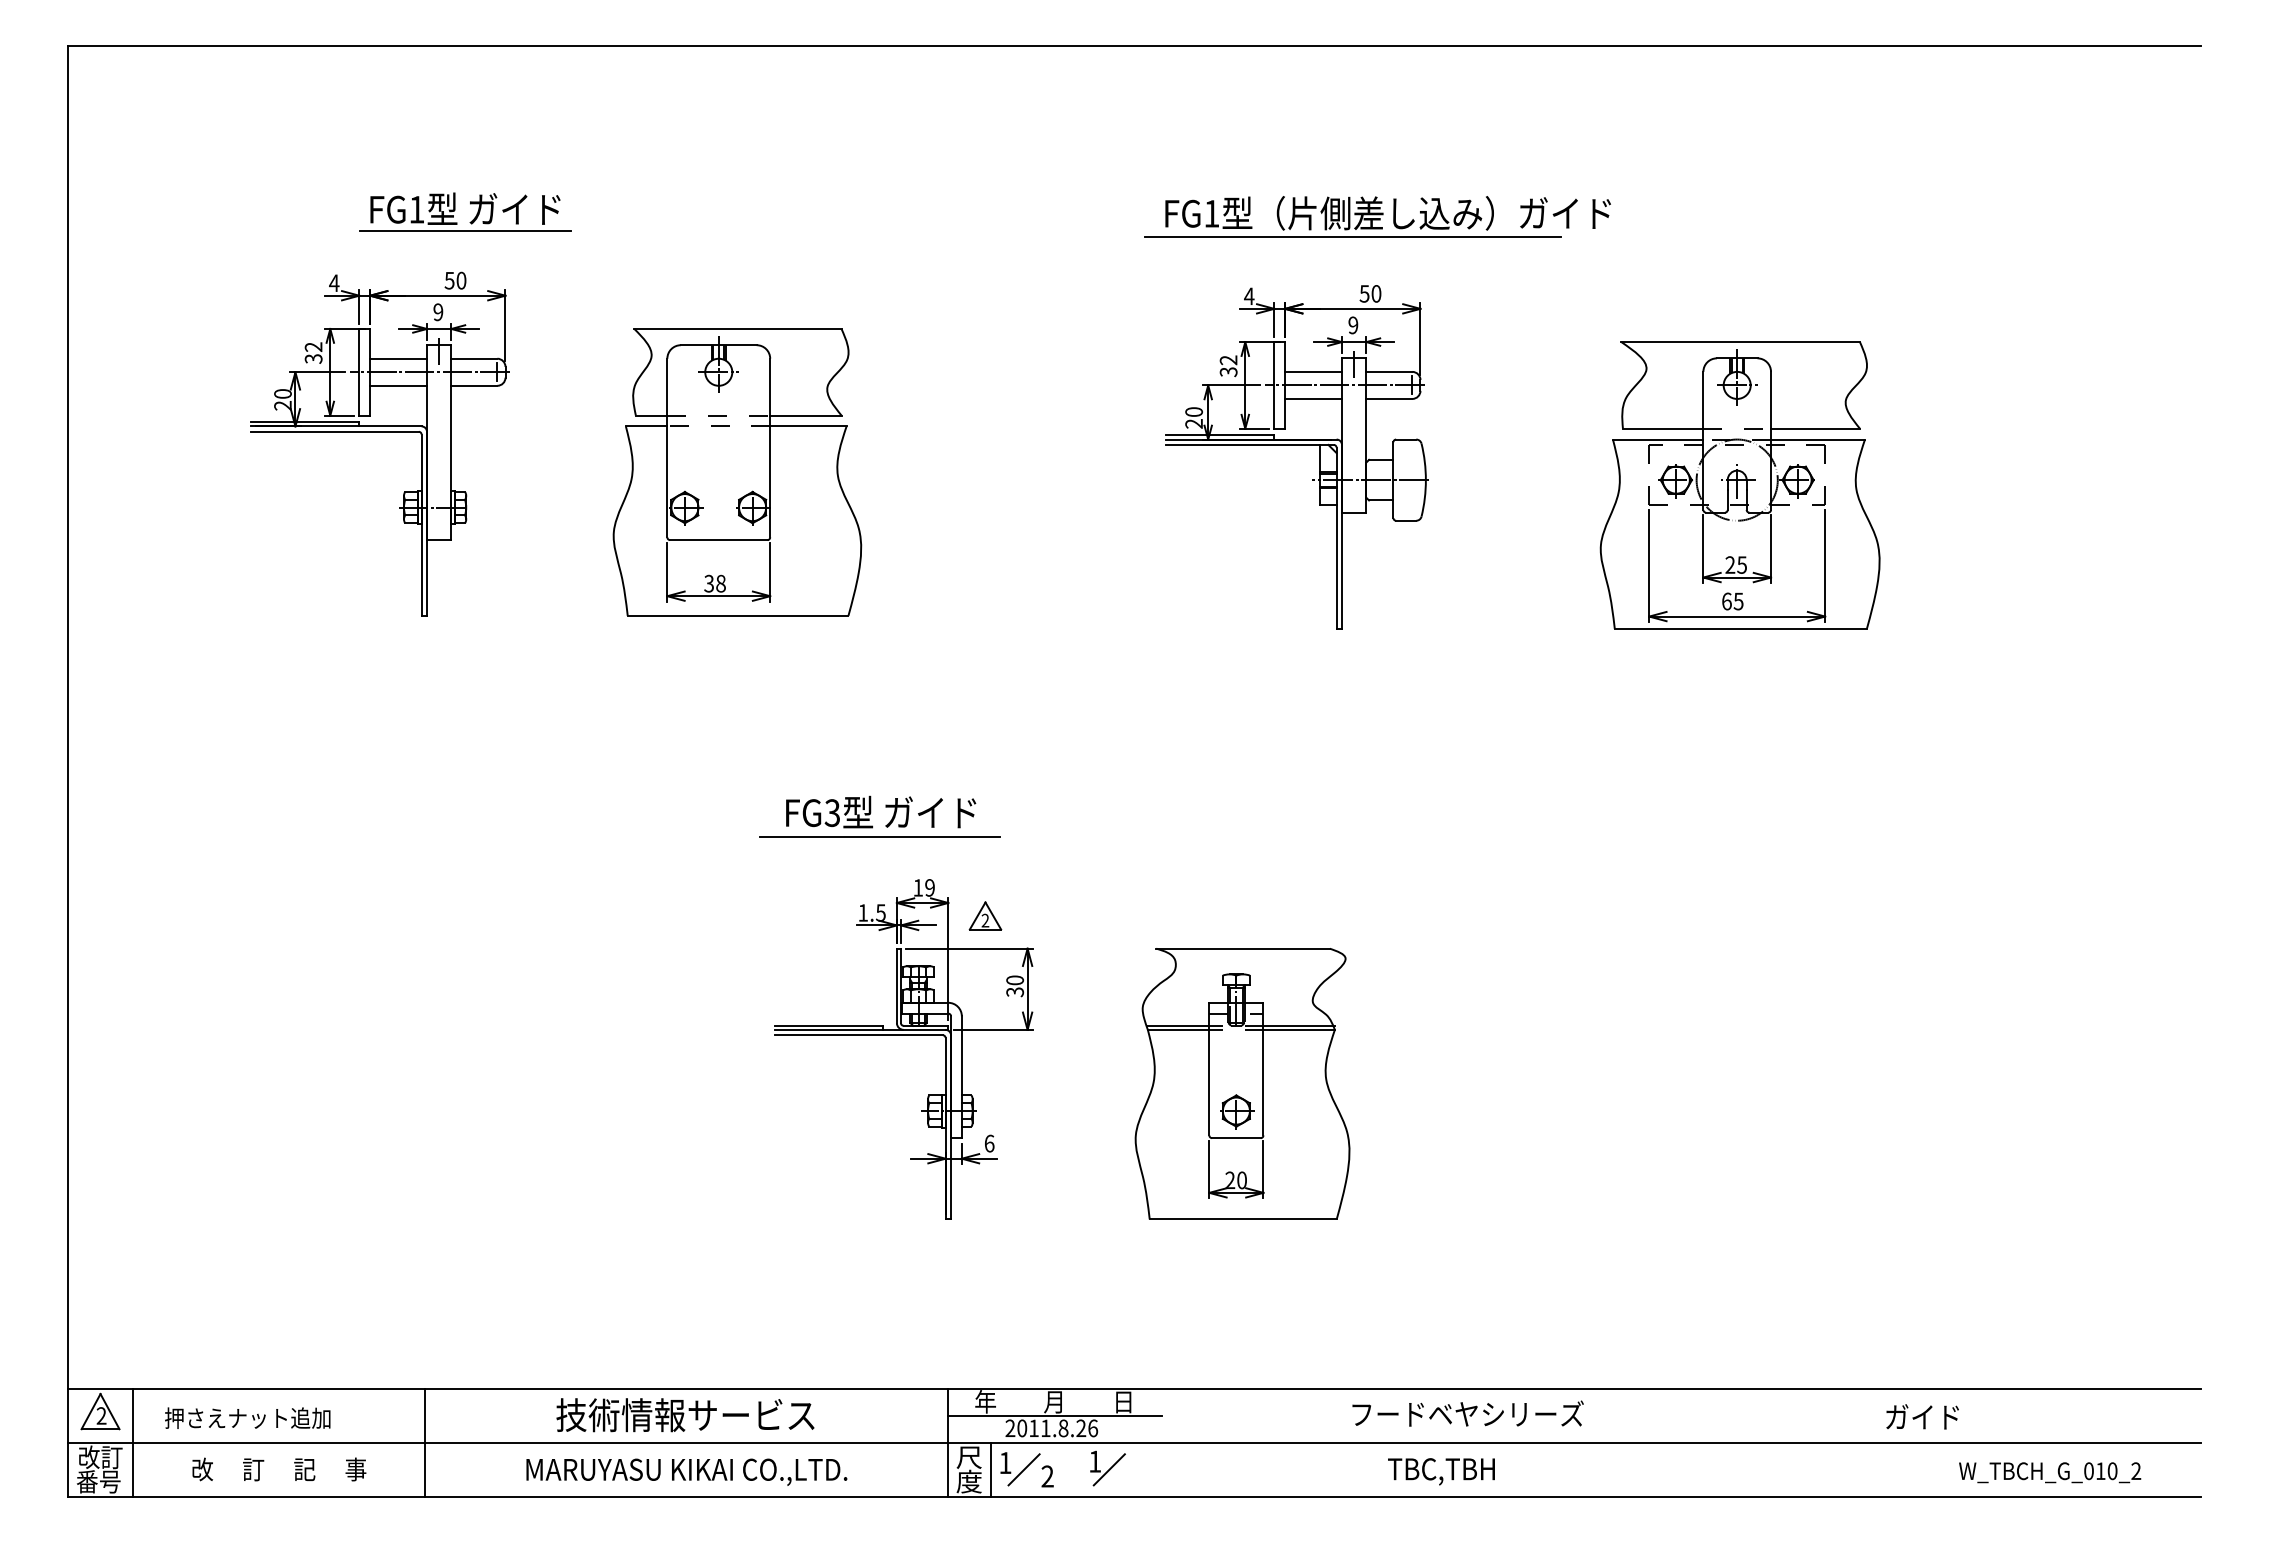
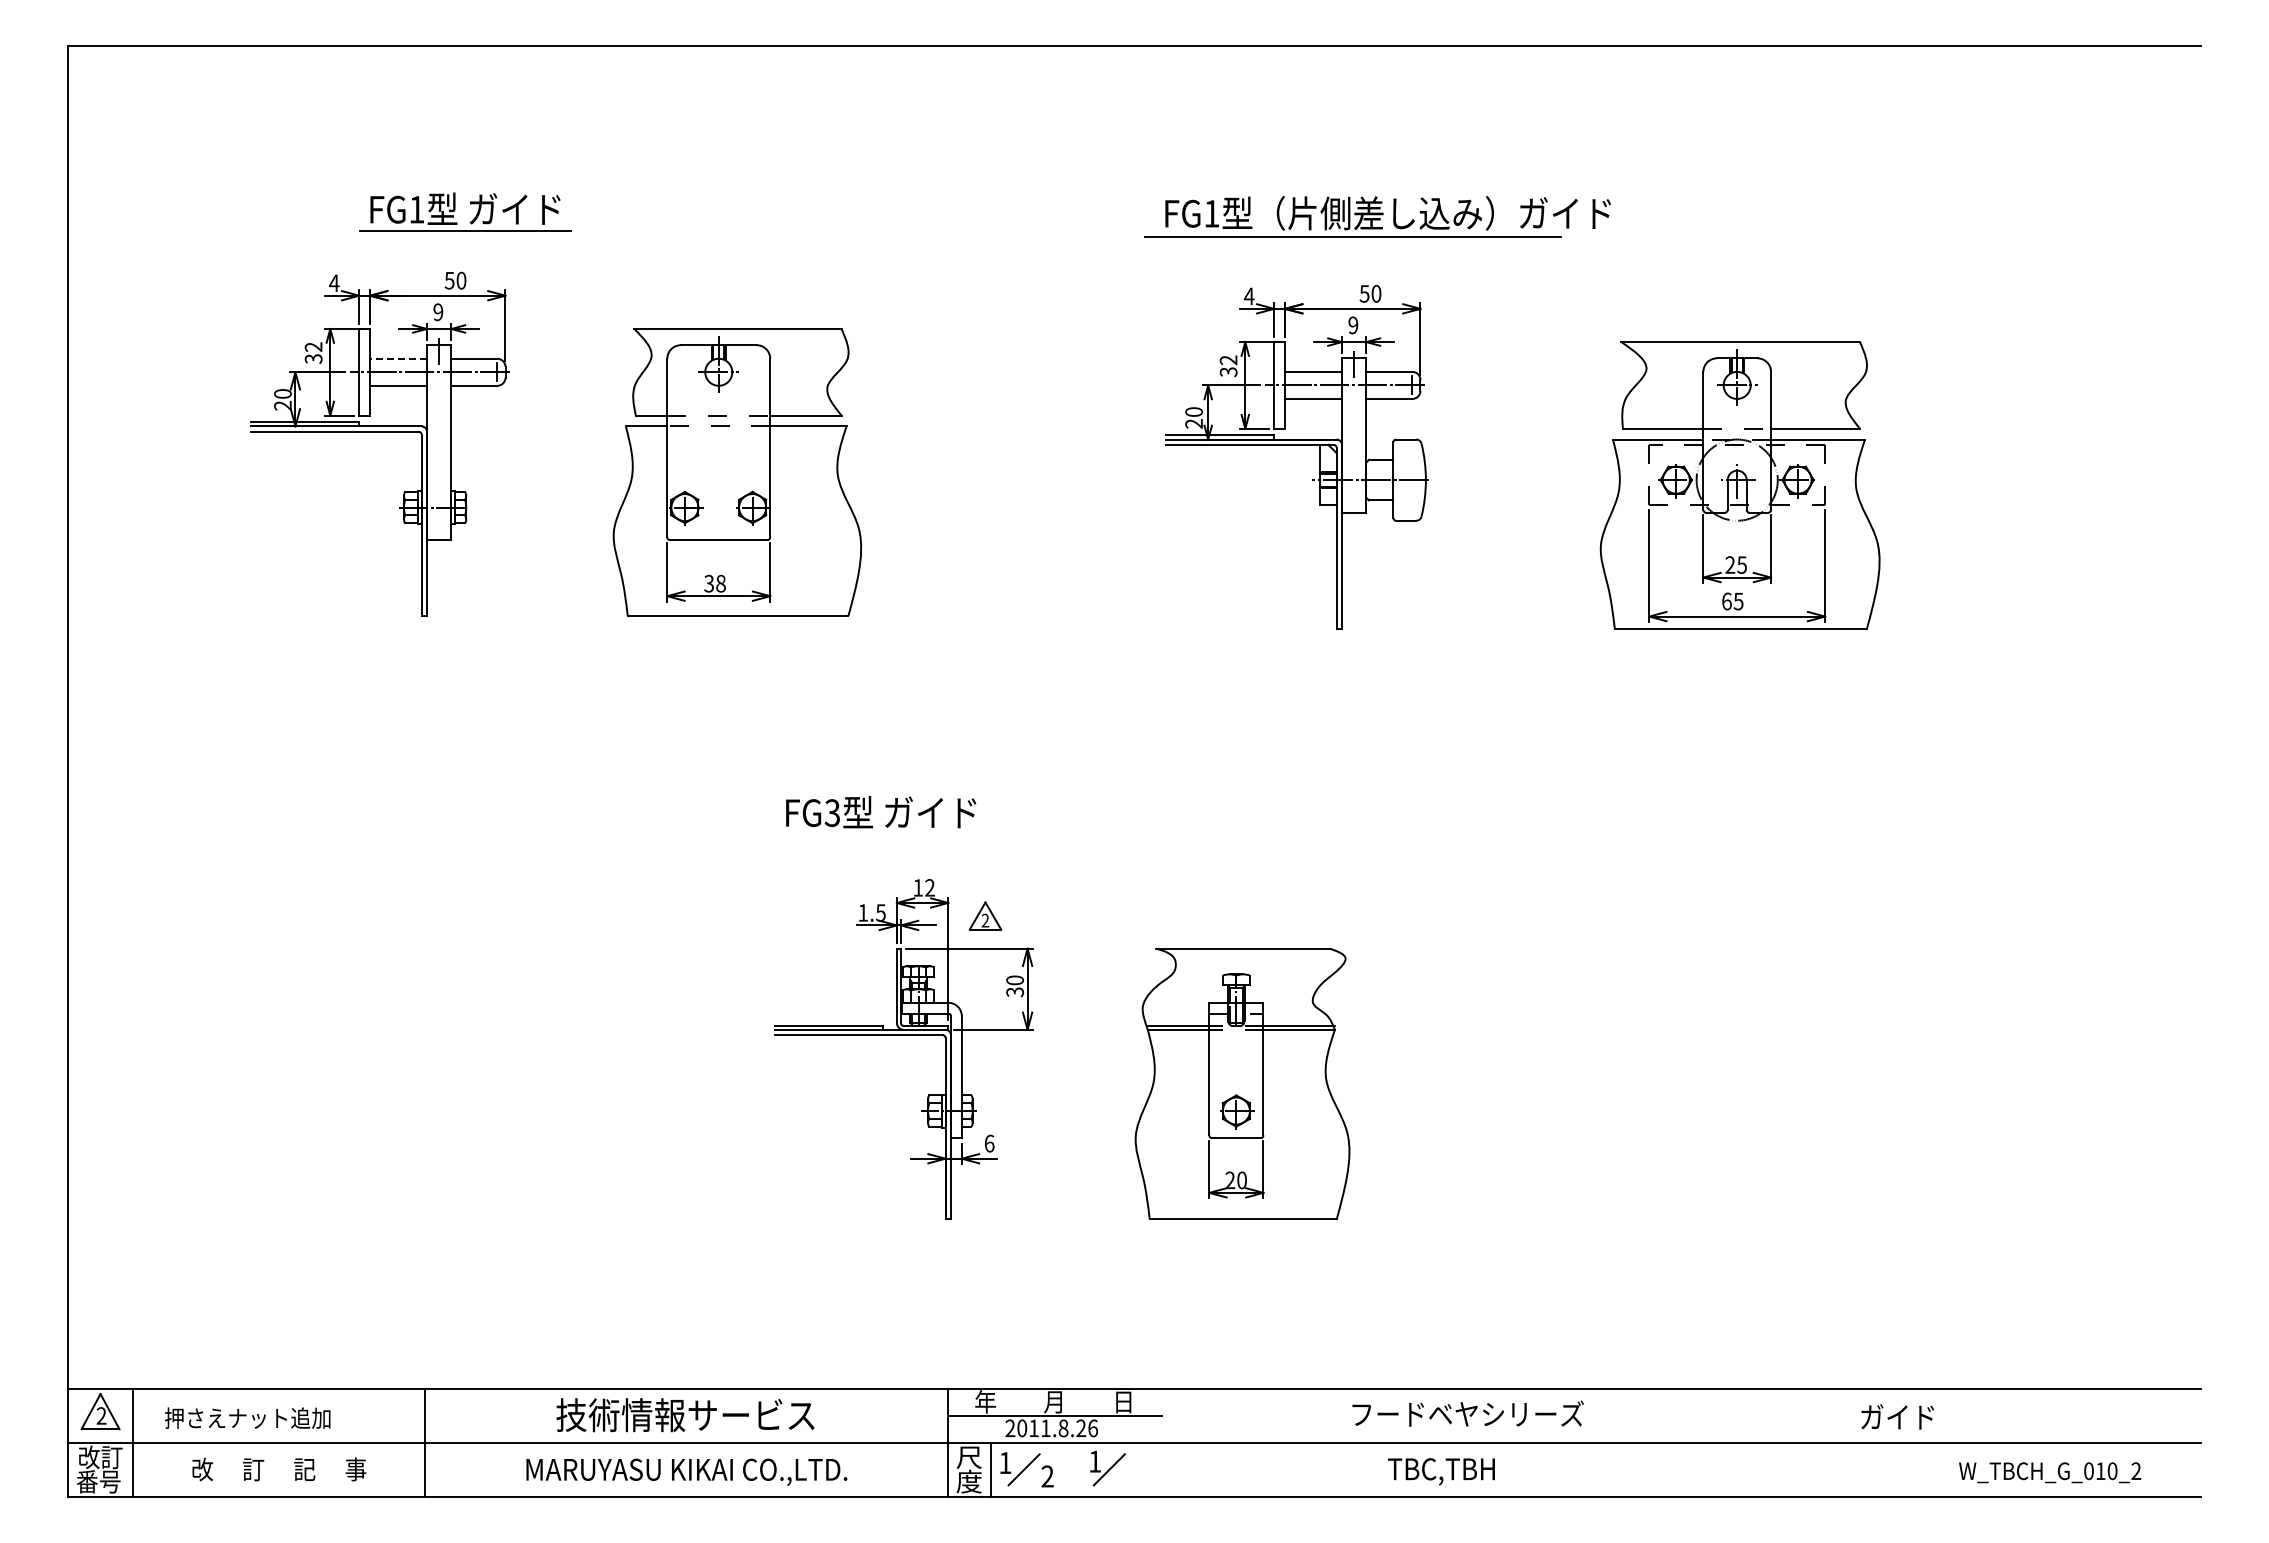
line: solid -> dashed (398, 358)
line: present -> none (879, 836)
text: 19 -> 12 (929, 887)
text position: (1922, 1416) -> (1897, 1416) (1897, 1416)
